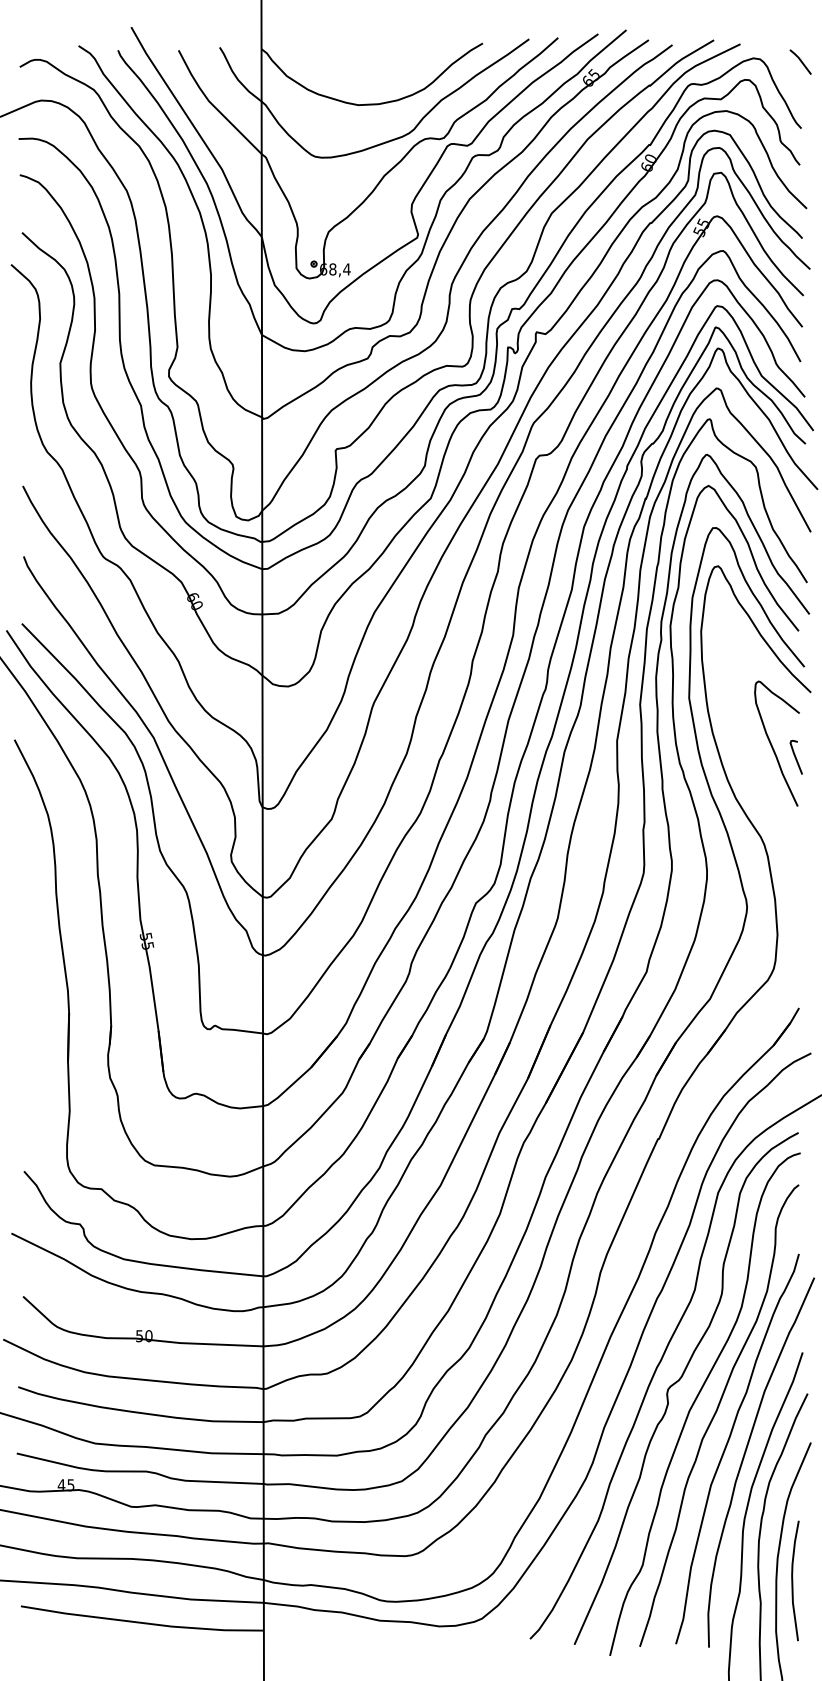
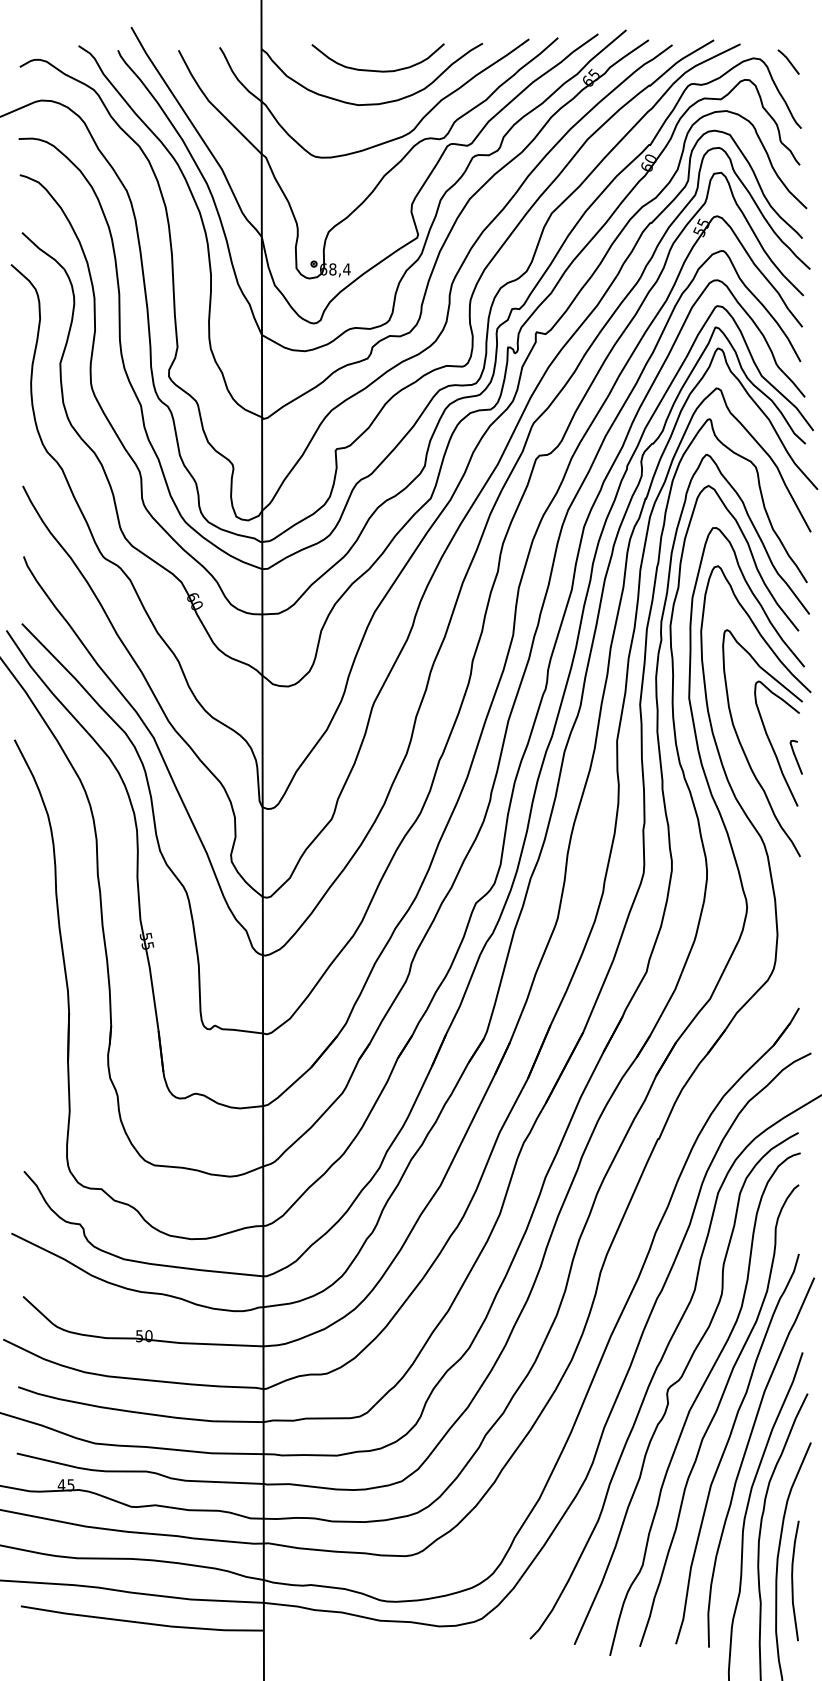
line position: (800, 61) -> (788, 61) (788, 61)
curve: none -> present (377, 70)
curve: none -> present (745, 752)
